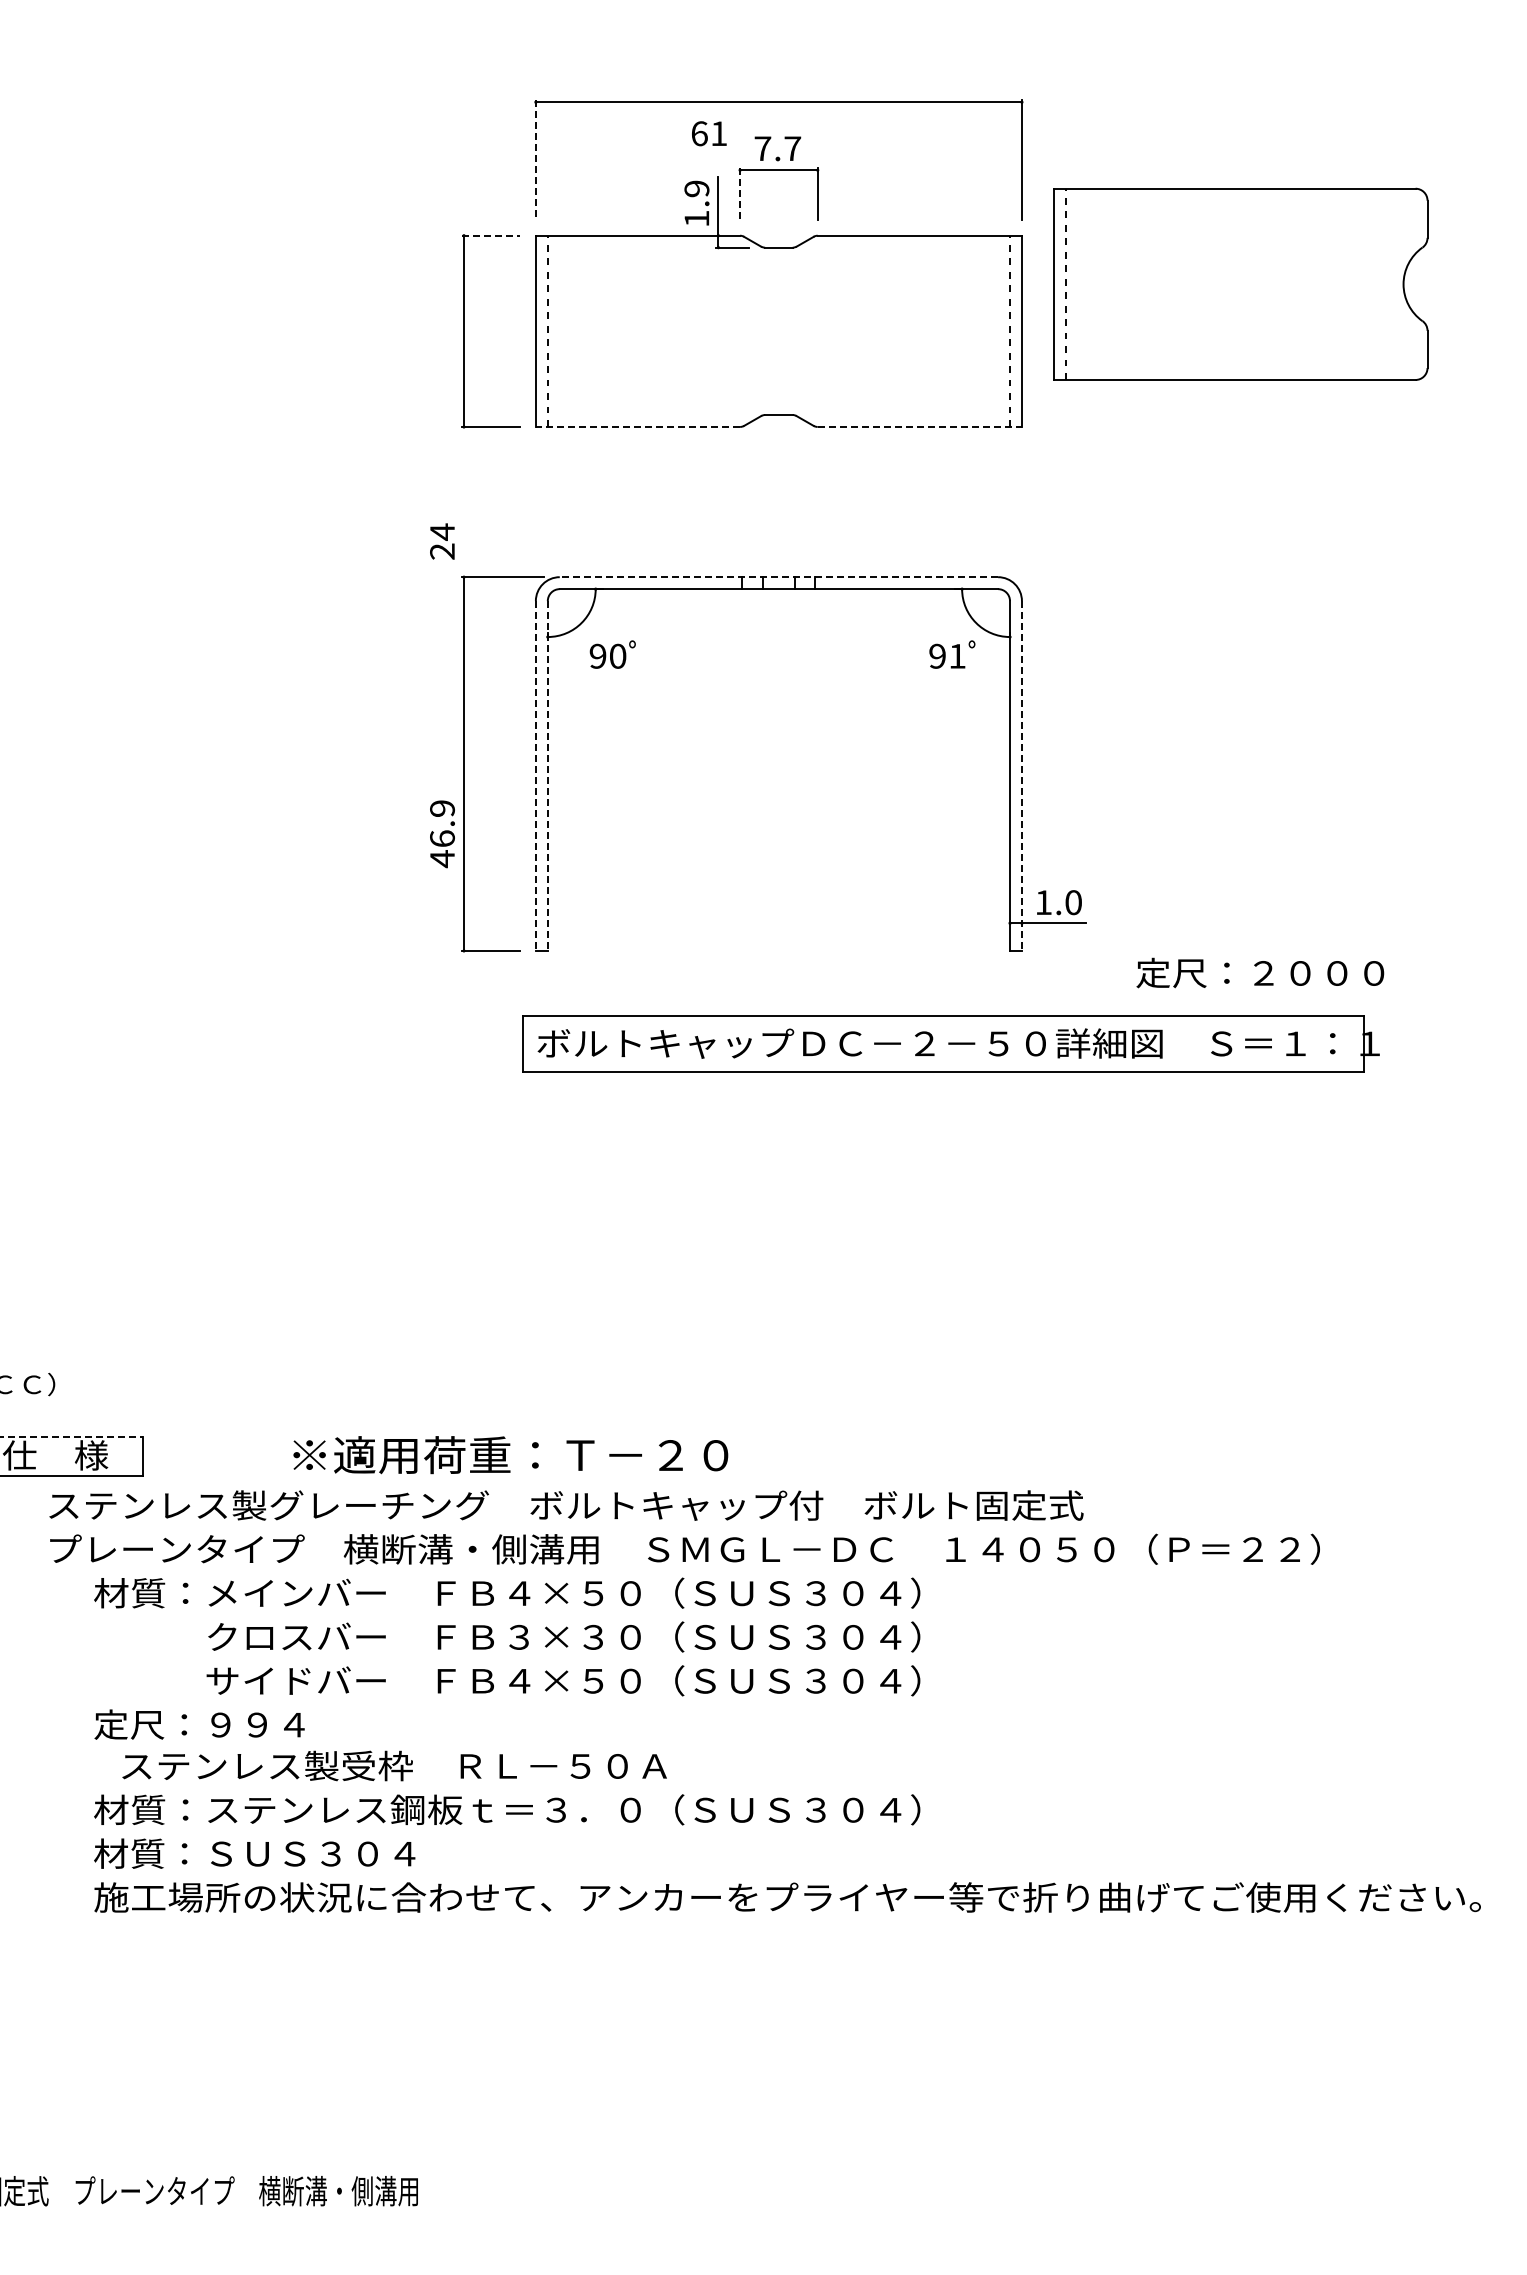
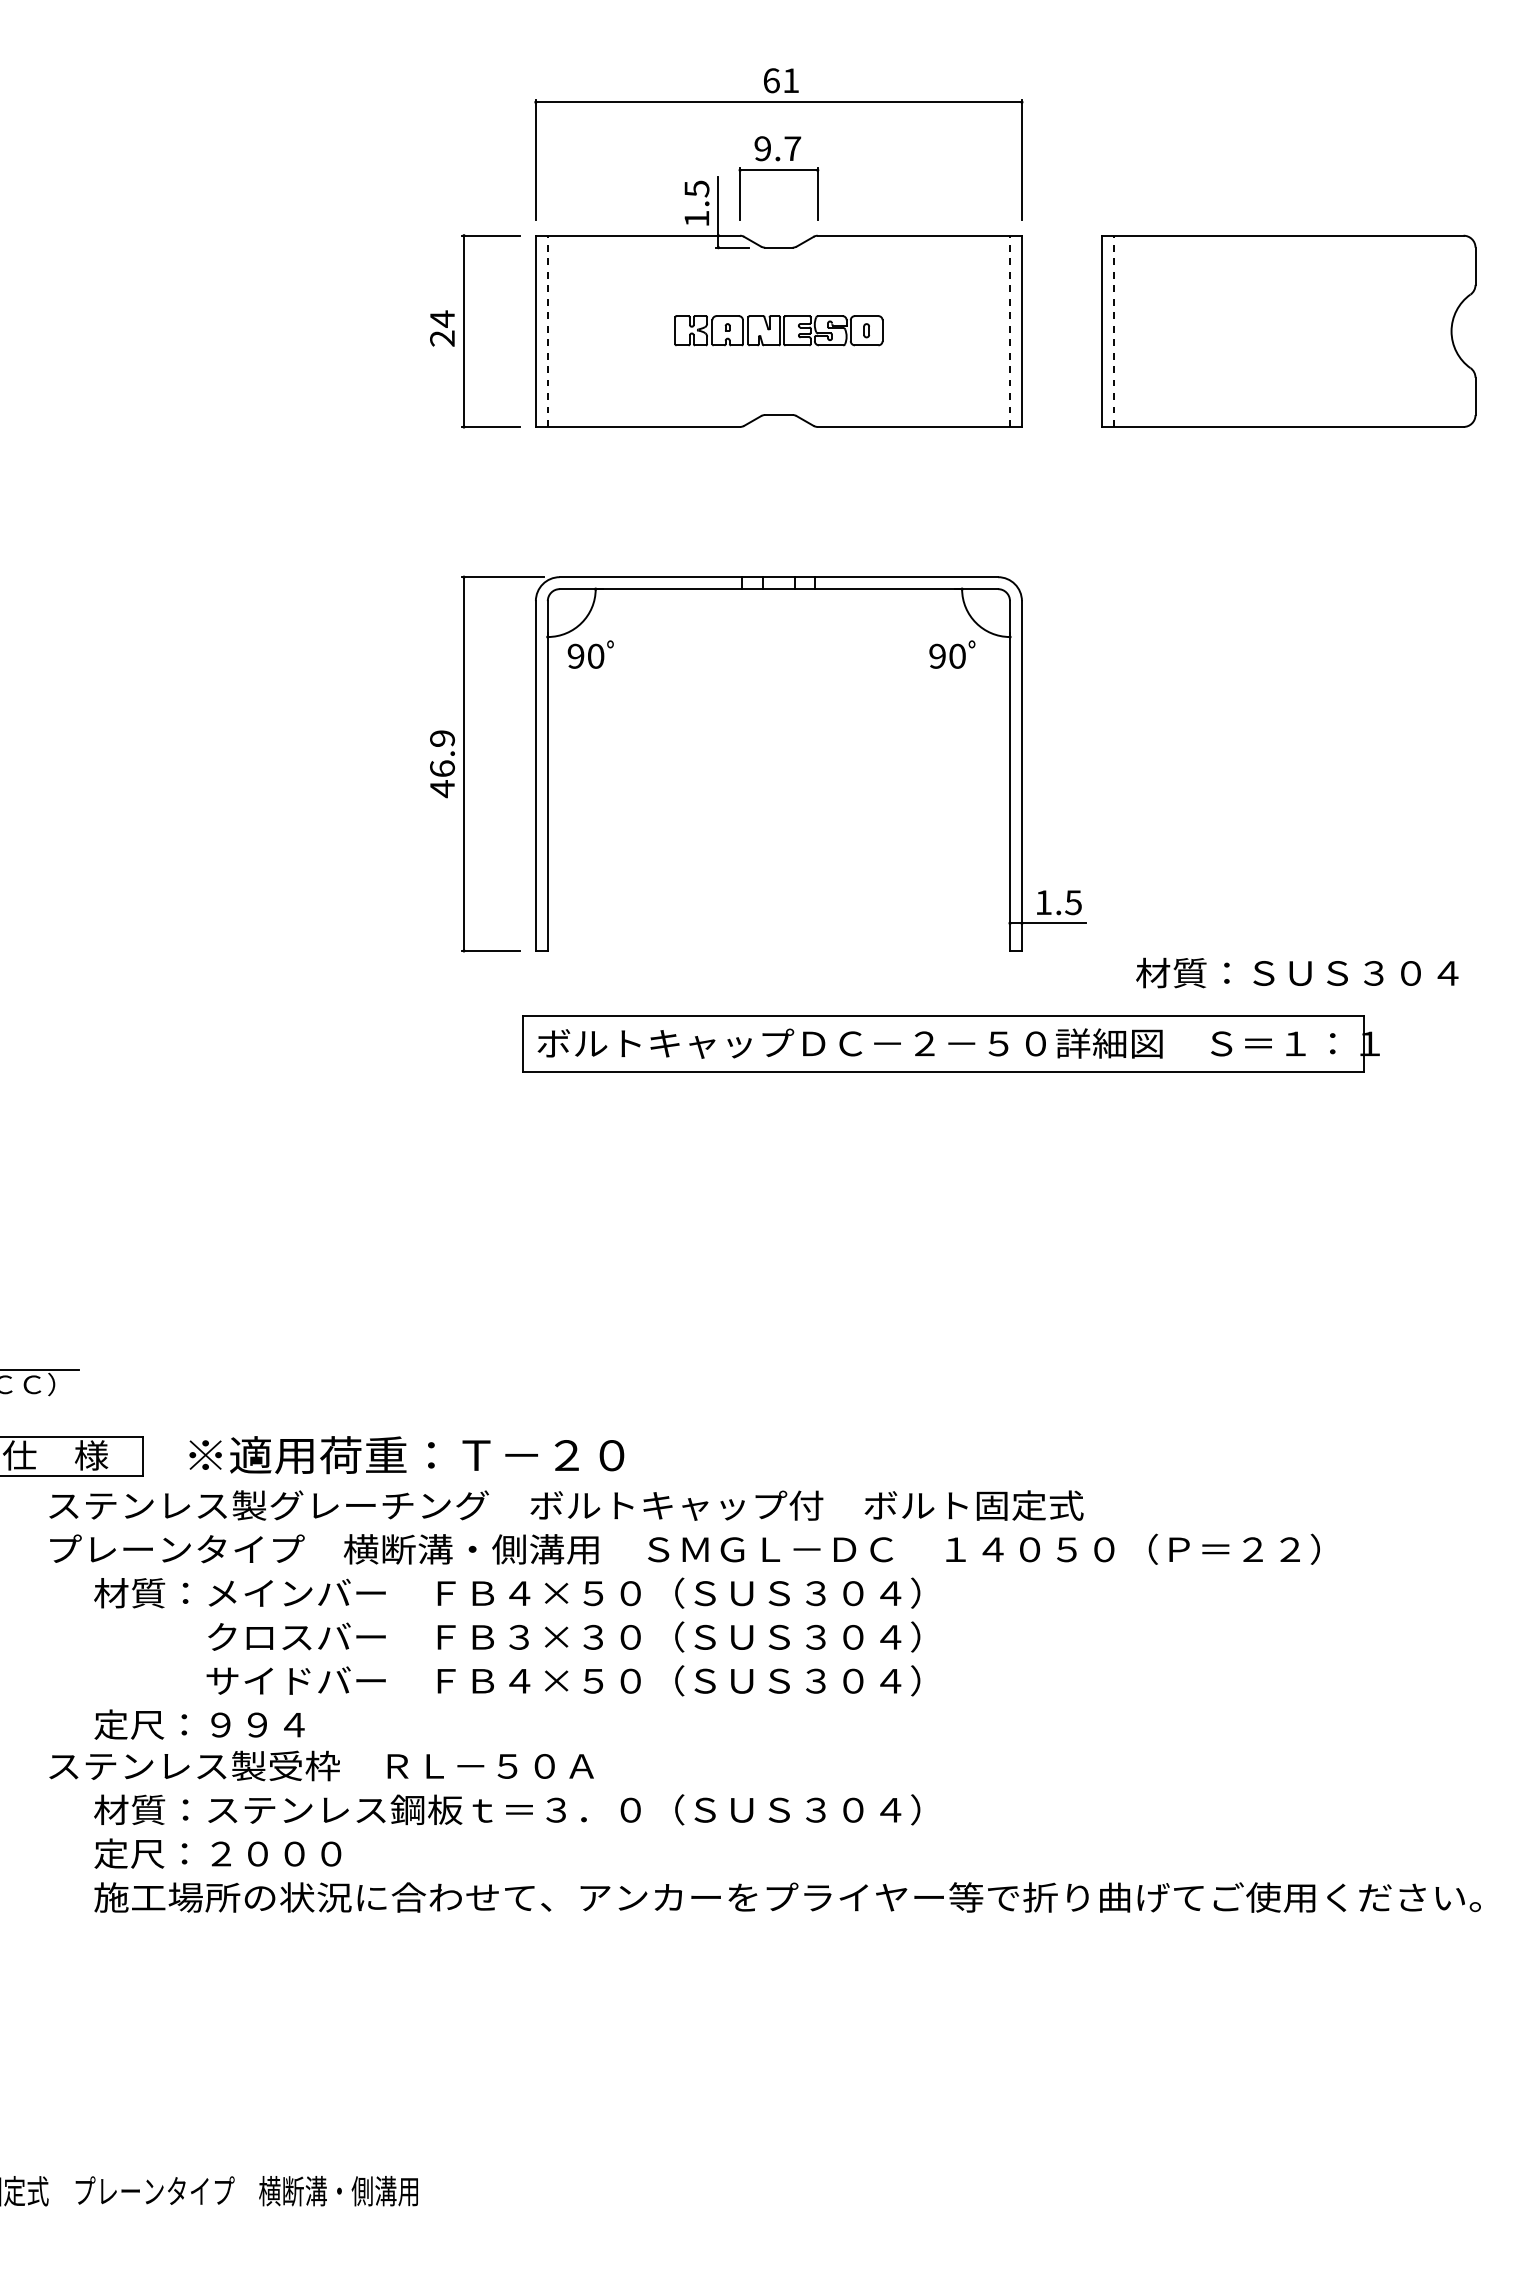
text position: (709, 133) -> (781, 80) (781, 80)
text: 7.7 -> 9.7 (762, 148)
line: dashed -> solid (535, 159)
text: 1.9 -> 1.5 (696, 188)
line: dashed -> solid (740, 193)
line: dashed -> solid (491, 235)
part position: (1240, 283) -> (1288, 330) (1288, 330)
part: none -> present (778, 330)
line: dashed -> solid (637, 426)
line: dashed -> solid (920, 426)
text position: (442, 541) -> (442, 328) (442, 328)
line: dashed -> solid (778, 577)
text position: (612, 654) -> (590, 654) (590, 654)
text: 91 -> 90 (957, 655)
line: dashed -> solid (535, 776)
line: dashed -> solid (547, 776)
line: dashed -> solid (1021, 776)
text position: (442, 834) -> (442, 764) (442, 764)
text: 1.0 -> 1.5 (1073, 902)
text: 定尺：２０００ -> 材質：ＳＵＳ３０４ (1297, 972)
line: none -> present (40, 1369)
line: dashed -> solid (72, 1436)
text position: (510, 1455) -> (406, 1455) (406, 1455)
text position: (394, 1765) -> (321, 1765) (321, 1765)
text: 材質：ＳＵＳ３０４ -> 定尺：２０００ (254, 1853)
